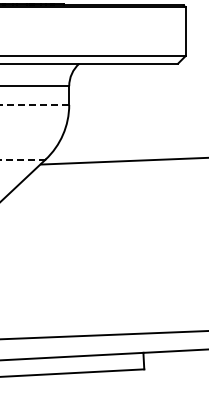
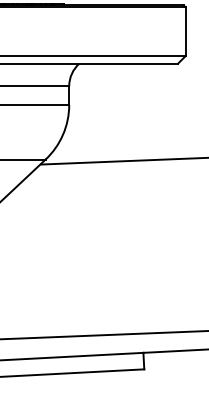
line: dashed -> solid (34, 104)
line: dashed -> solid (22, 159)
